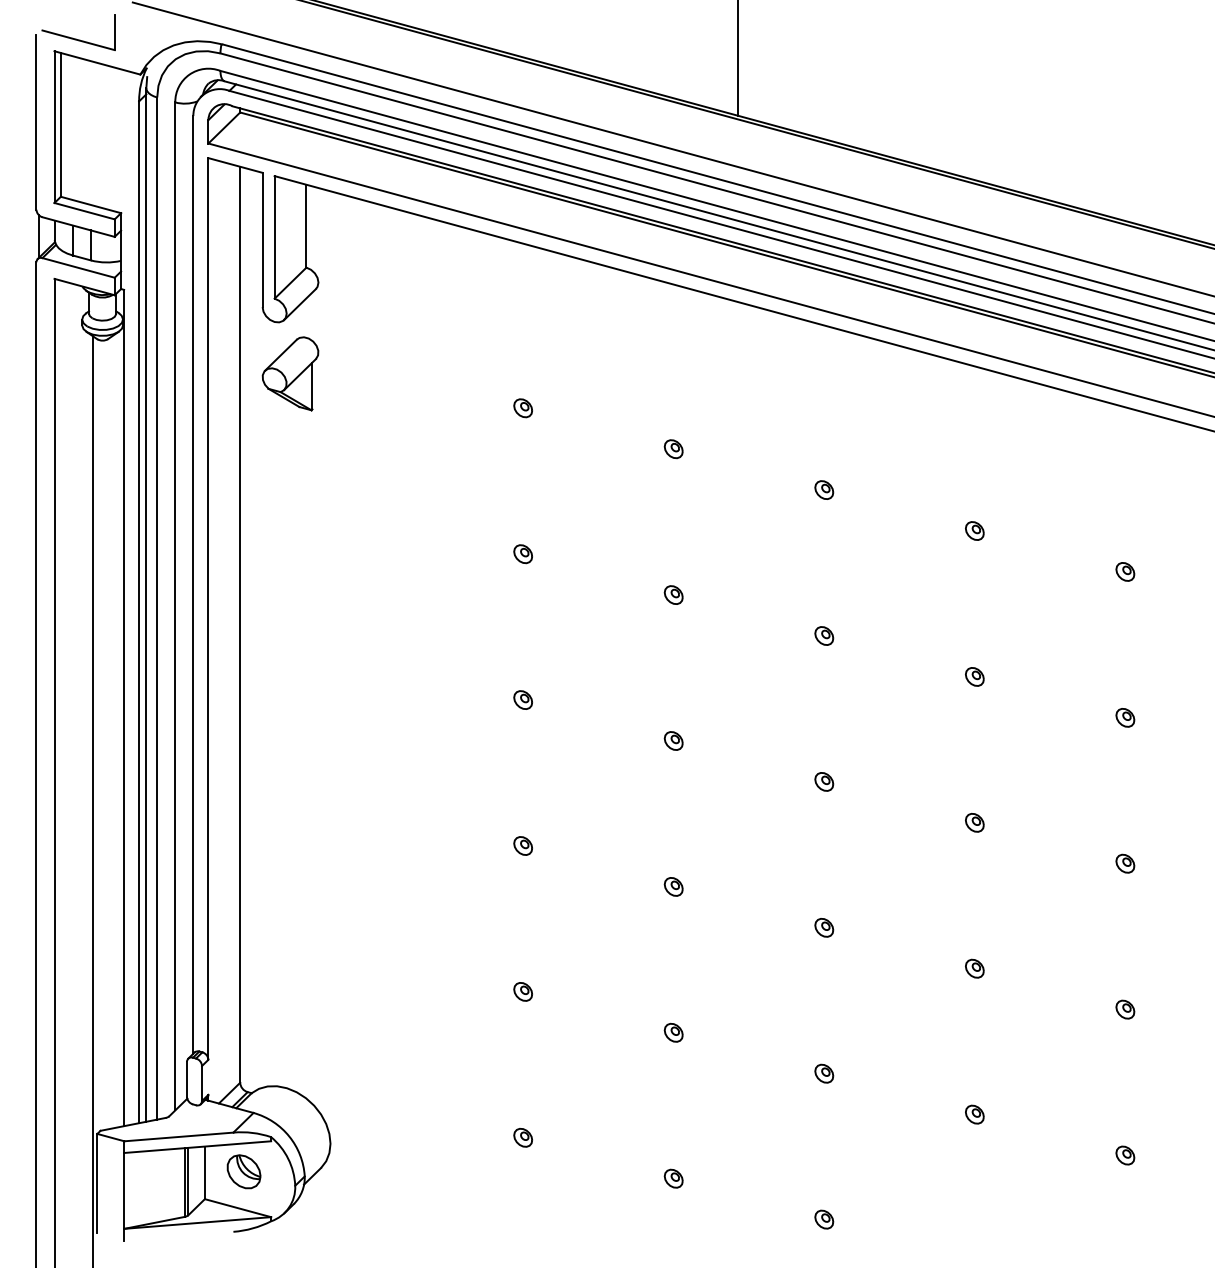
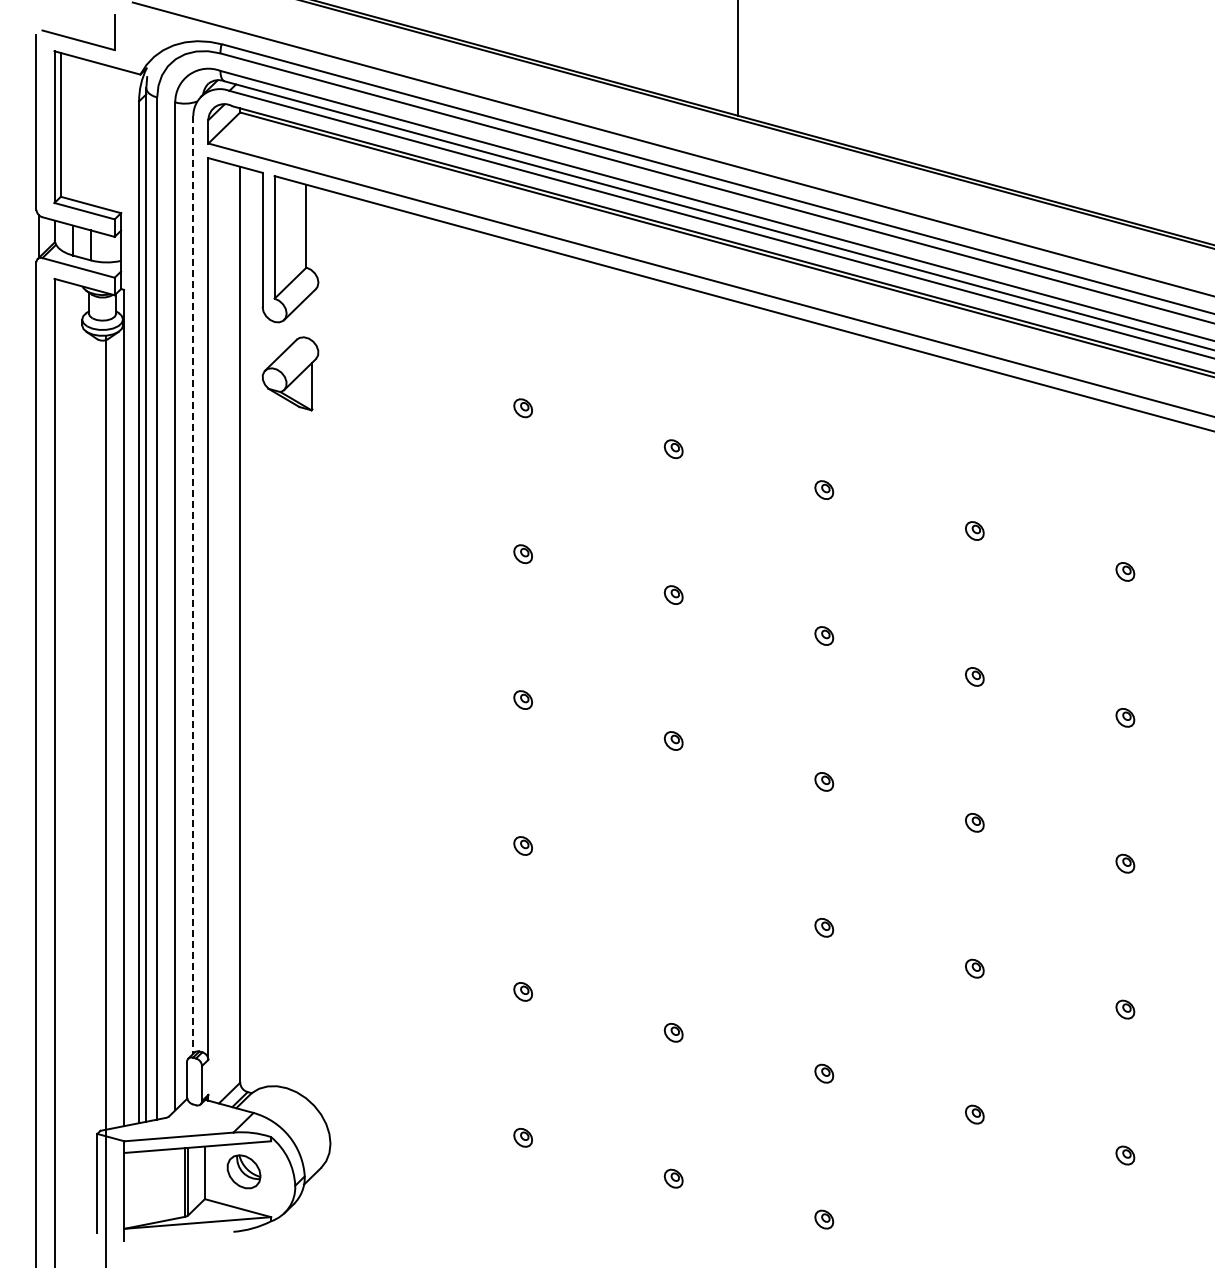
line: solid -> dashed (193, 584)
line position: (92, 800) -> (105, 800) (105, 800)
part: present -> none (673, 886)
